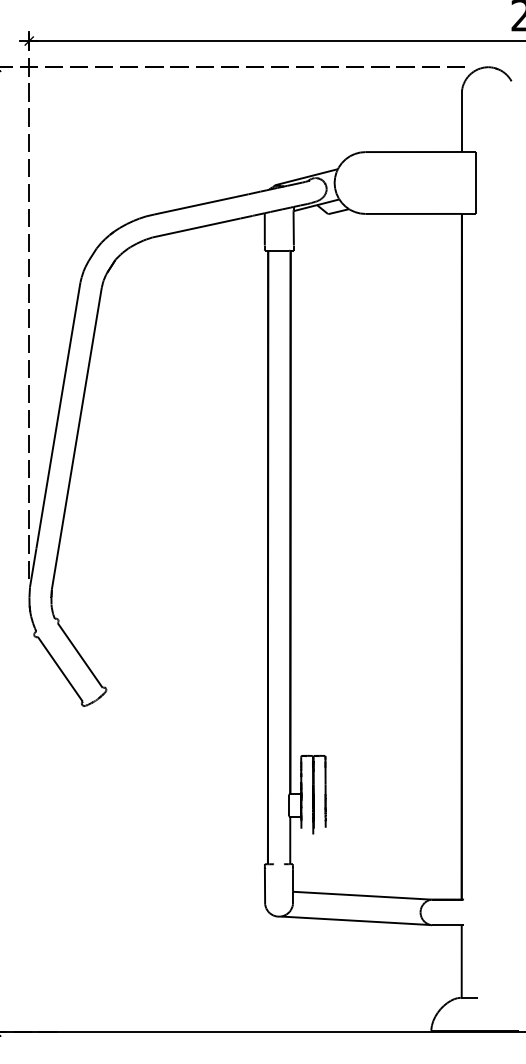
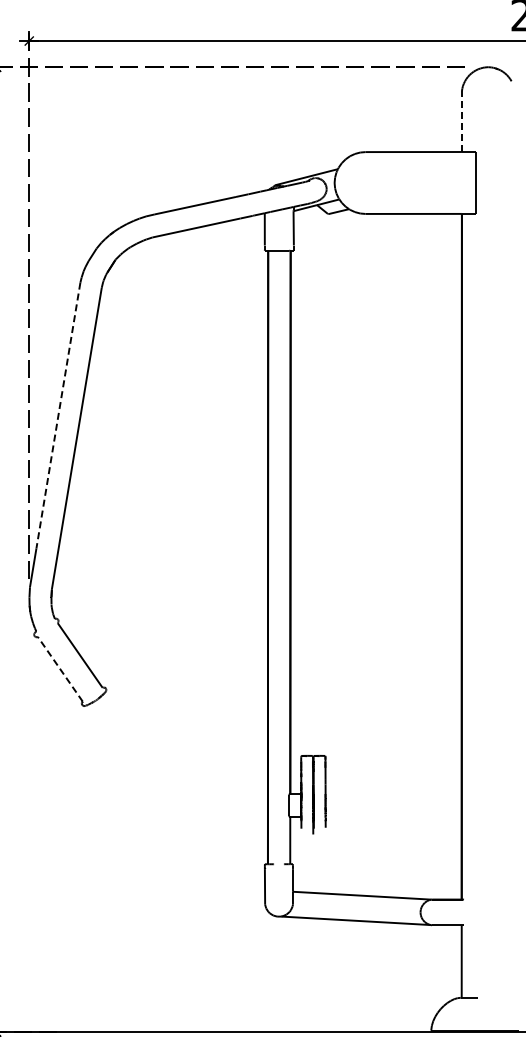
line: solid -> dashed (461, 121)
line: solid -> dashed (58, 415)
line: solid -> dashed (60, 668)
